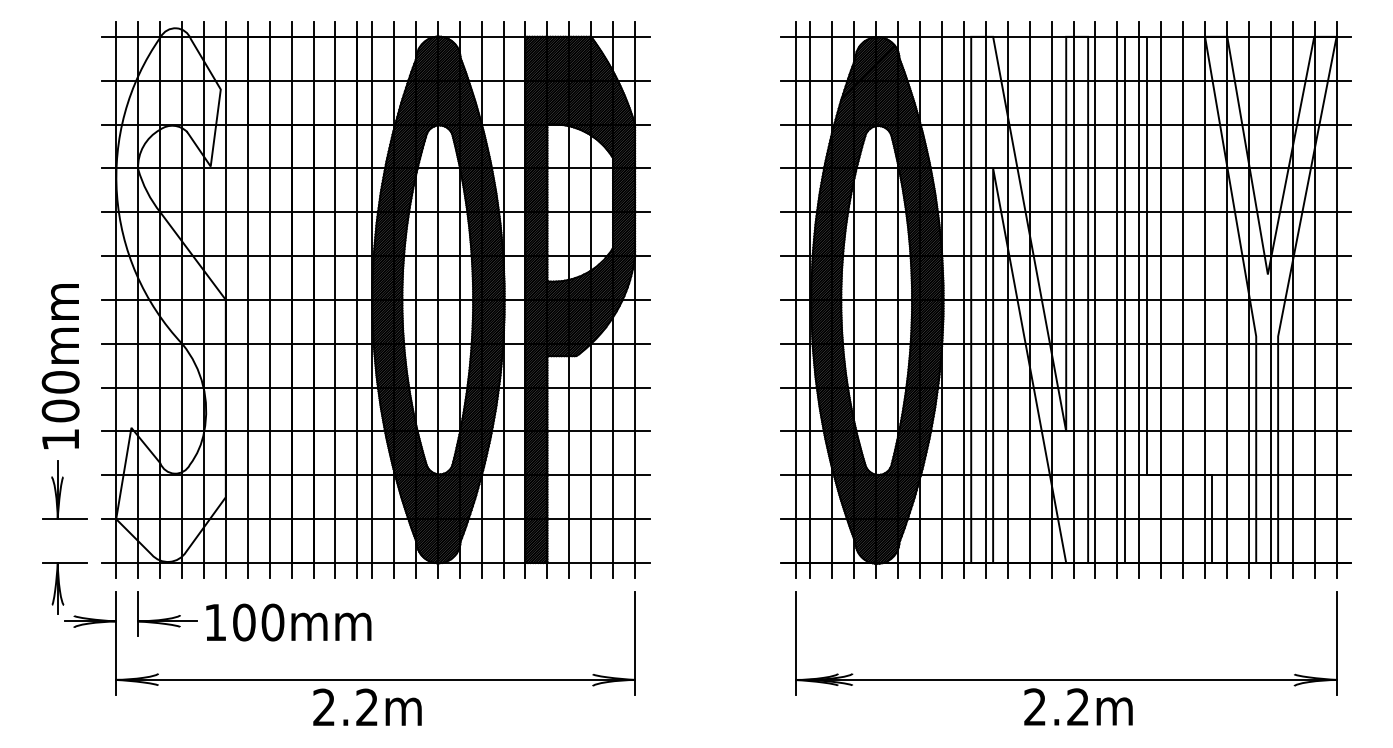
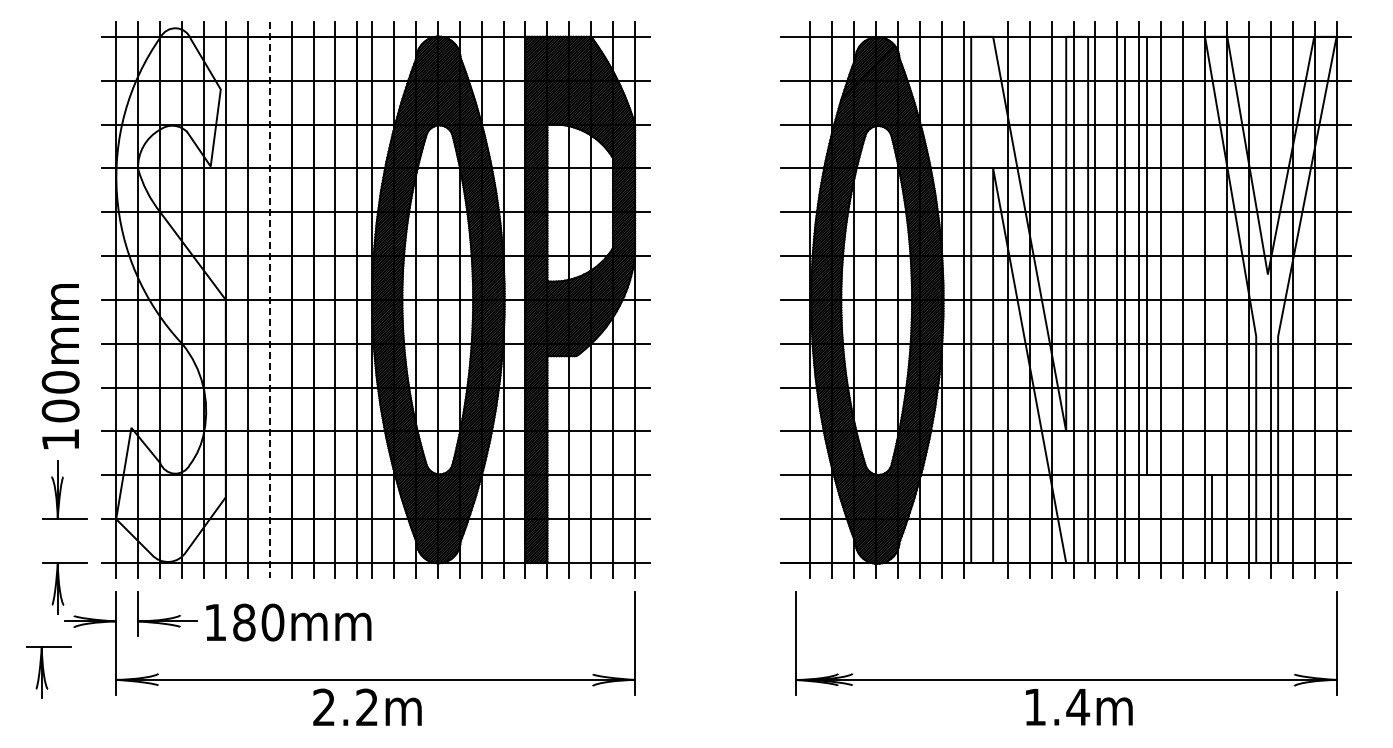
line: solid -> dashed (269, 299)
line: present -> none (795, 299)
line: present -> none (985, 299)
text: 100mm -> 180mm (244, 622)
part: none -> present (48, 672)
text: 2.2m -> 1.4m (1057, 706)
